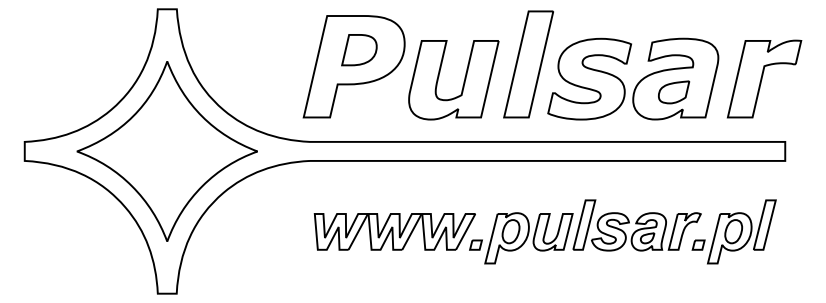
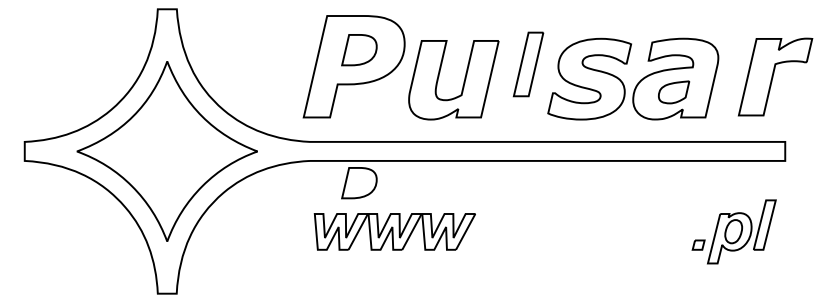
part size: 51x109 px -> 33x67 px (528, 64)
part position: (764, 78) -> (775, 76) (775, 76)
part: none -> present (359, 183)
part: present -> none (585, 231)
